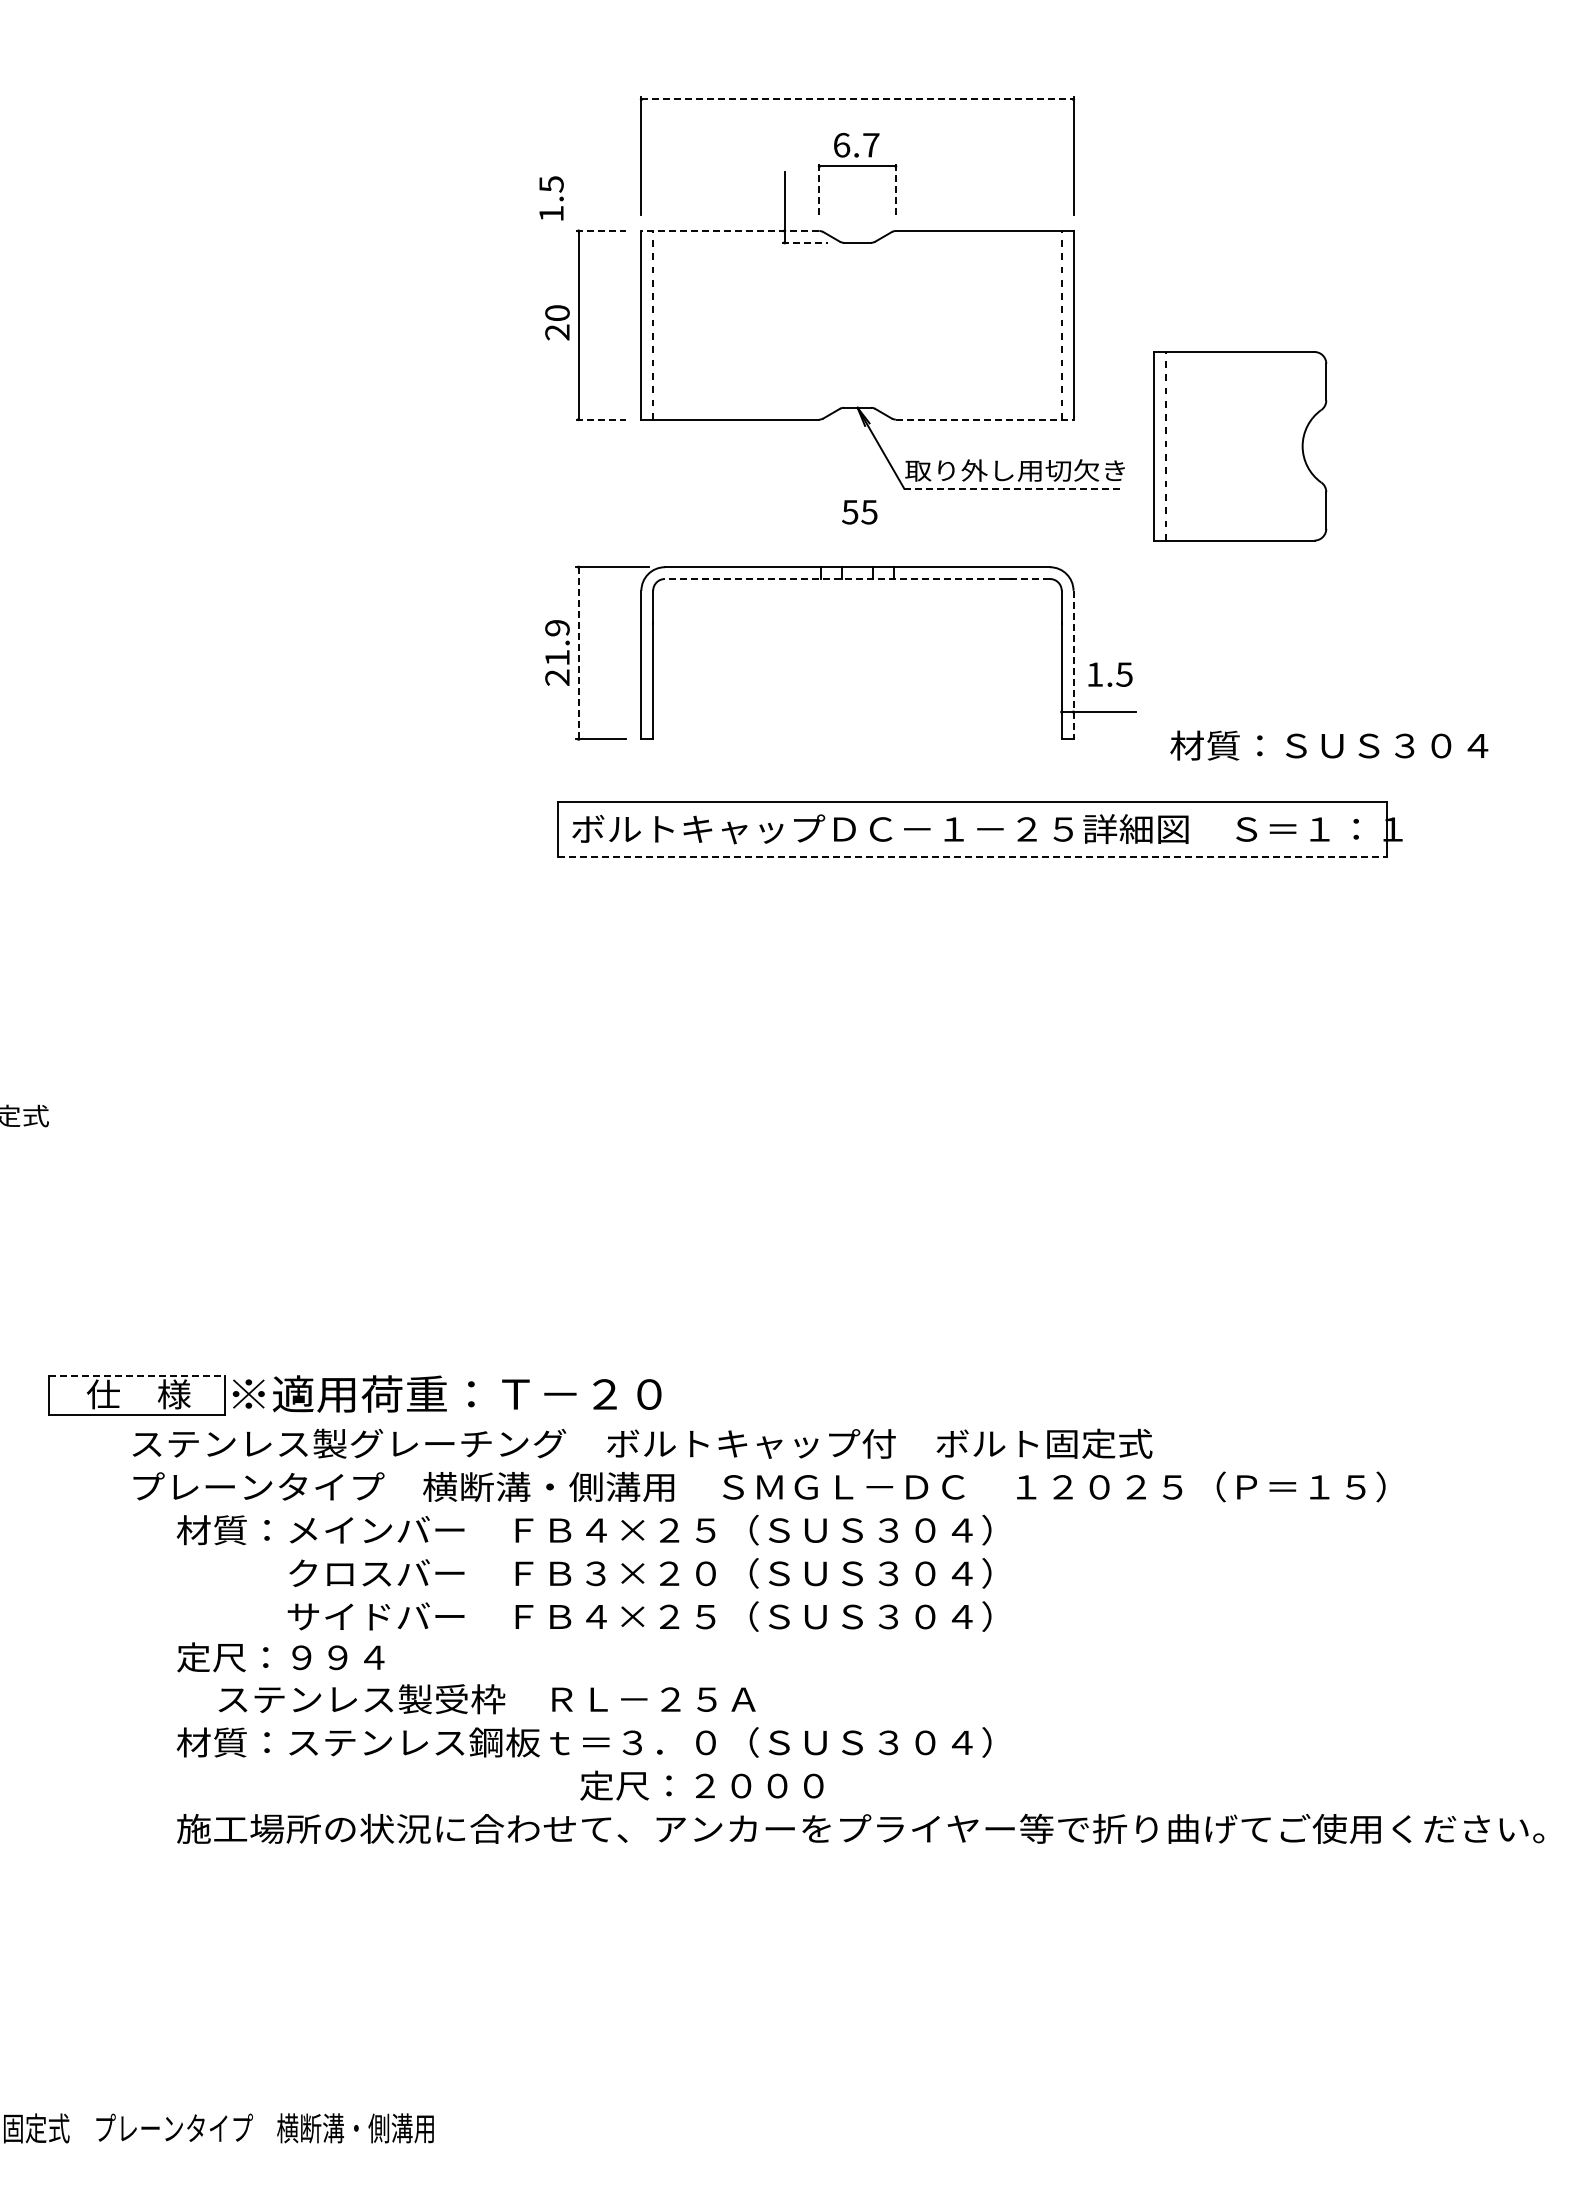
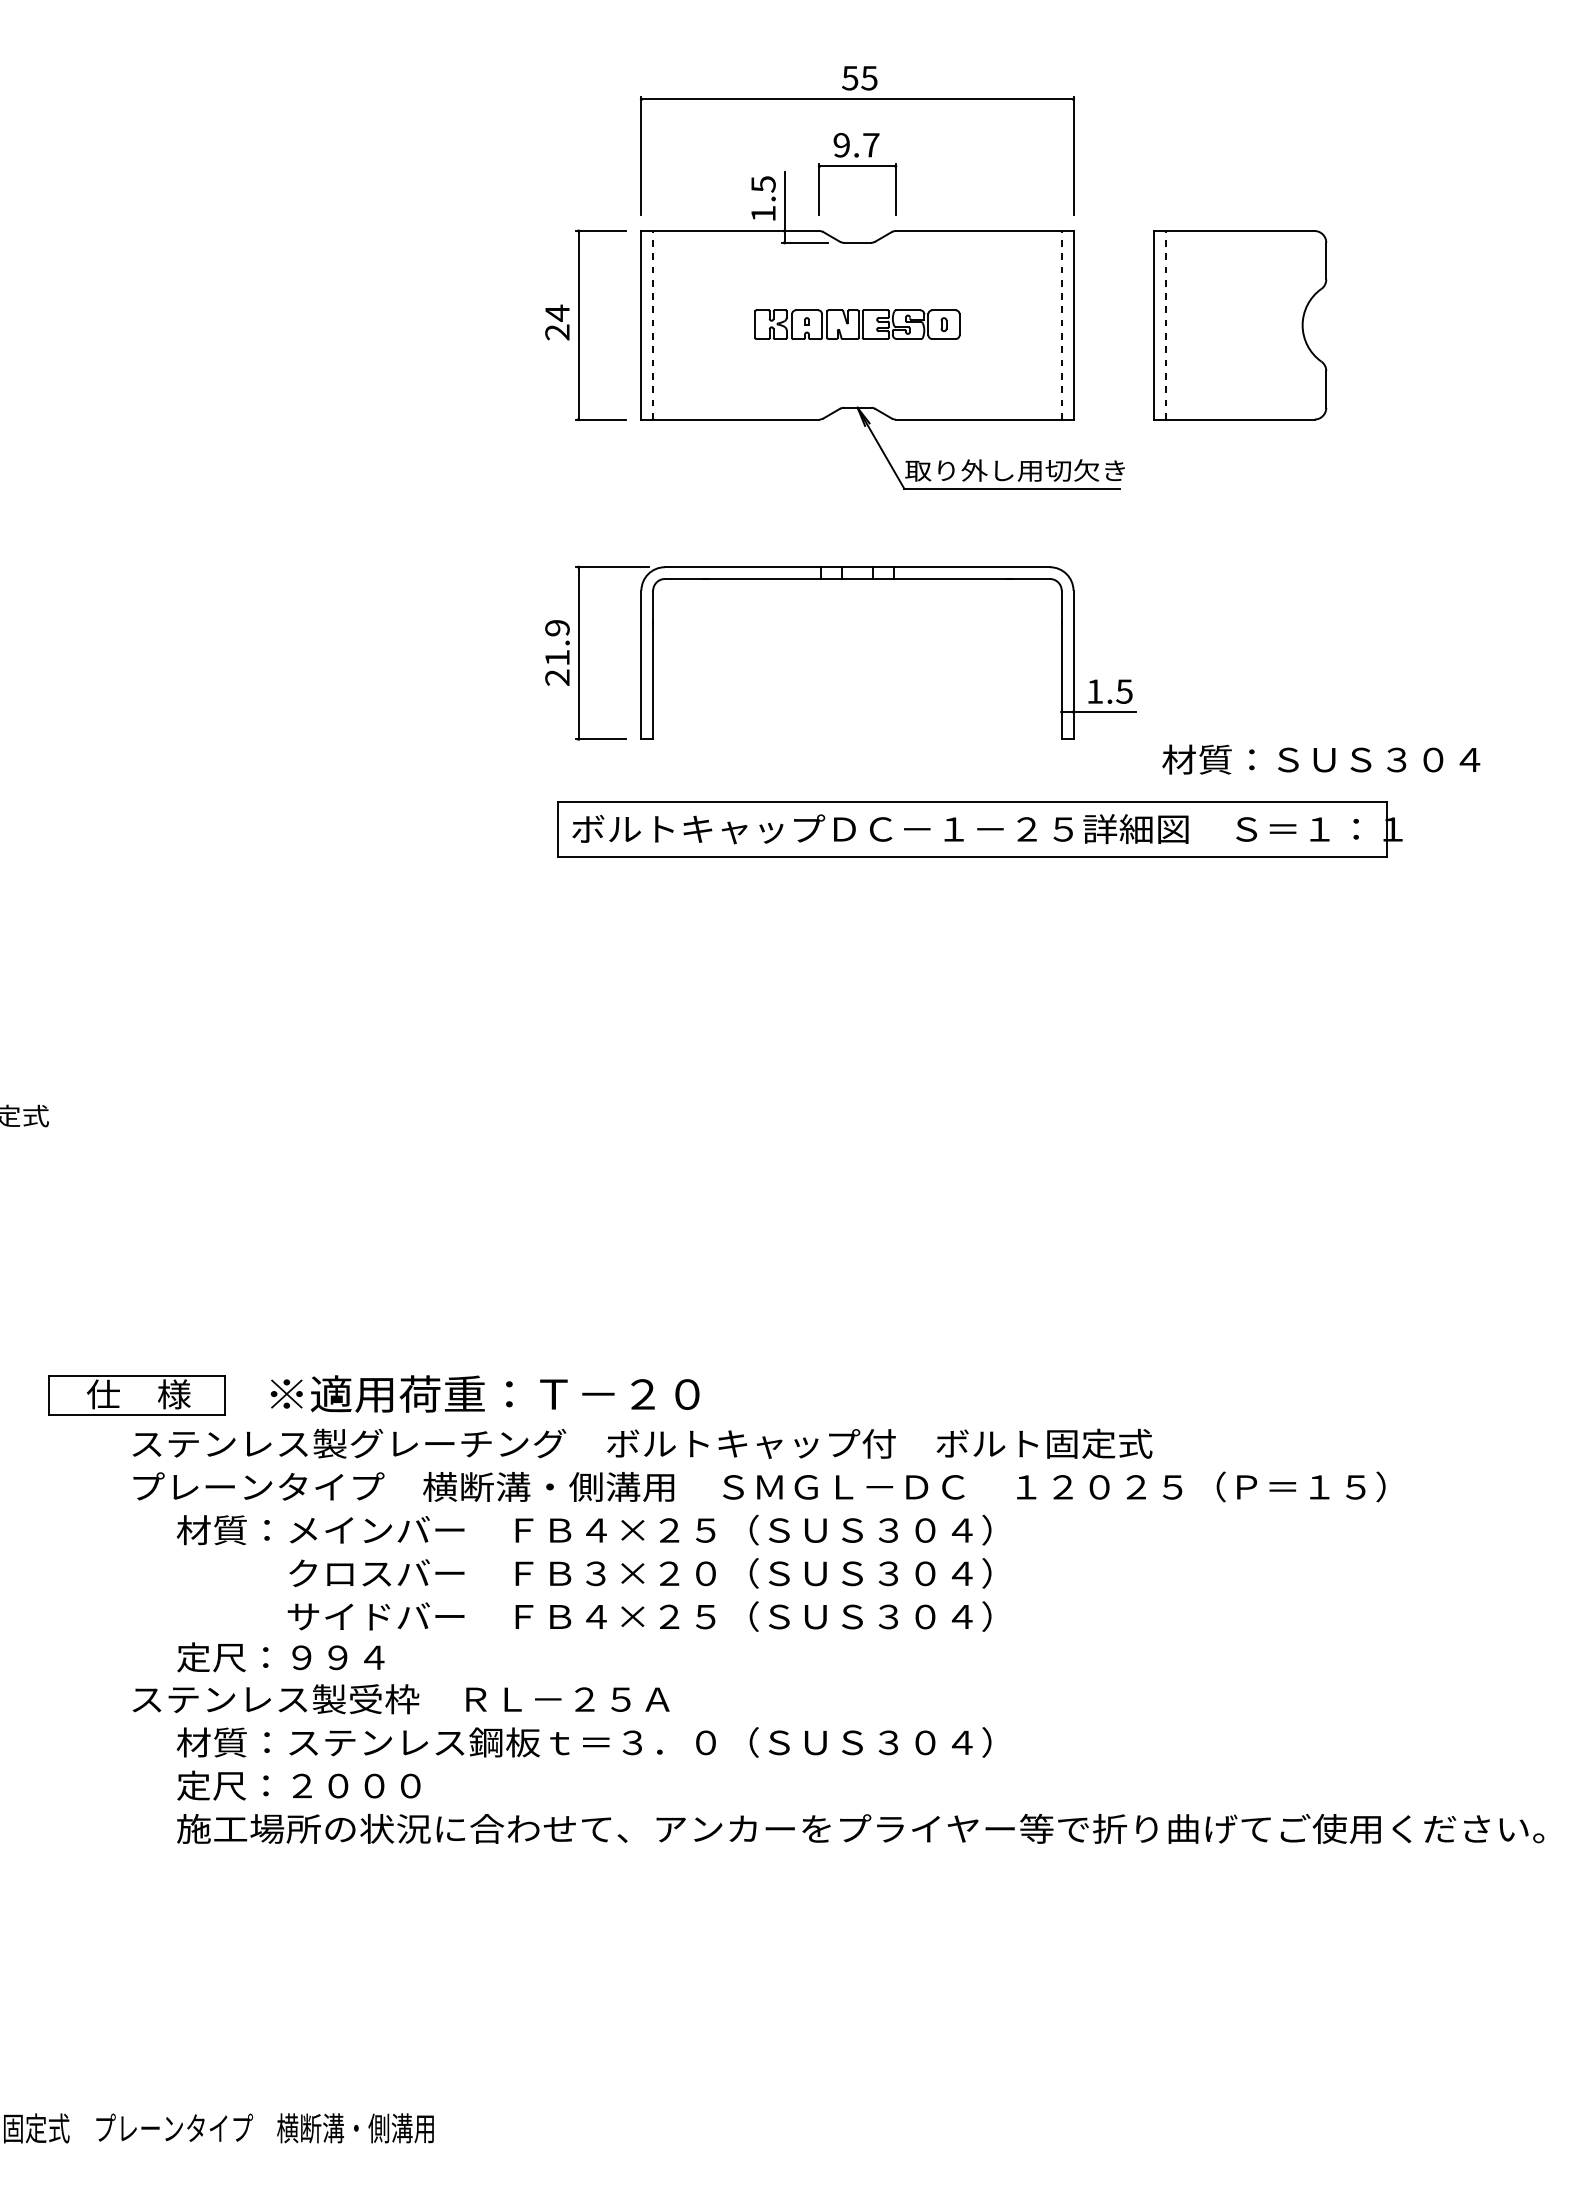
line: dashed -> solid (857, 99)
text: 6.7 -> 9.7 (841, 144)
line: dashed -> solid (819, 189)
line: dashed -> solid (895, 189)
text position: (551, 198) -> (763, 198) (763, 198)
line: dashed -> solid (600, 231)
line: dashed -> solid (730, 231)
line: dashed -> solid (805, 242)
text: 20 -> 24 (557, 312)
part: none -> present (857, 324)
line: dashed -> solid (600, 419)
line: dashed -> solid (984, 419)
part position: (1240, 446) -> (1240, 325) (1240, 325)
line: dashed -> solid (1011, 488)
text position: (859, 512) -> (859, 78) (859, 78)
line: dashed -> solid (856, 579)
line: dashed -> solid (578, 652)
line: dashed -> solid (1073, 665)
text position: (1110, 674) -> (1110, 691) (1110, 691)
text position: (1329, 745) -> (1321, 759) (1321, 759)
line: dashed -> solid (972, 856)
line: dashed -> solid (137, 1375)
text position: (446, 1393) -> (484, 1393) (484, 1393)
text position: (486, 1699) -> (400, 1699) (400, 1699)
text position: (701, 1785) -> (298, 1785) (298, 1785)
